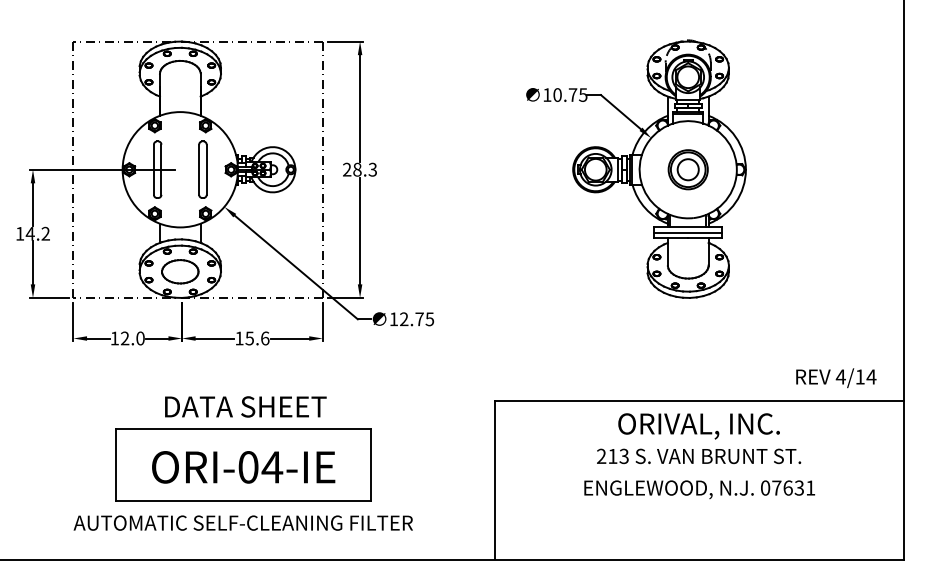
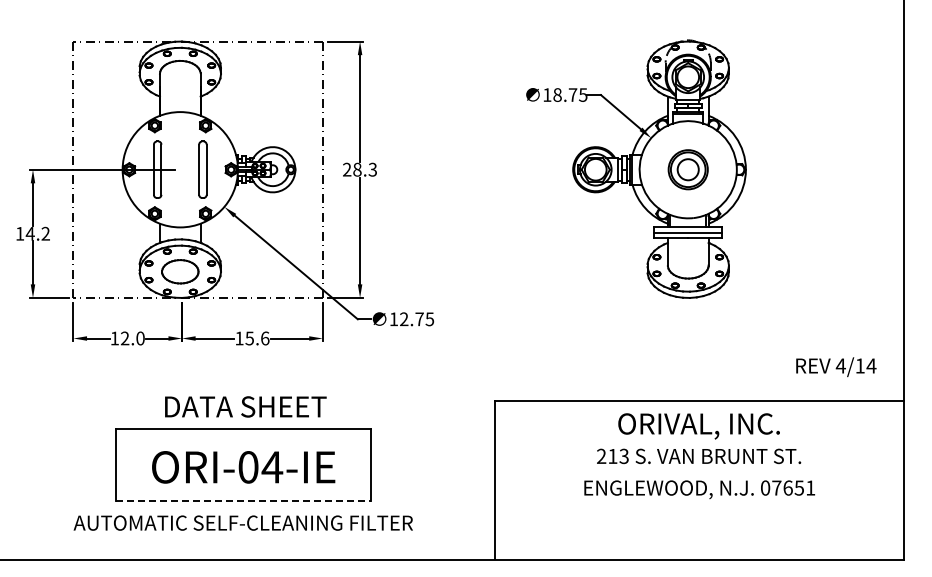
text: 10.75 -> 18.75 (557, 94)
text position: (836, 378) -> (836, 367) (836, 367)
text: 07631 -> 07651 (799, 487)
line: solid -> dashed (243, 501)
